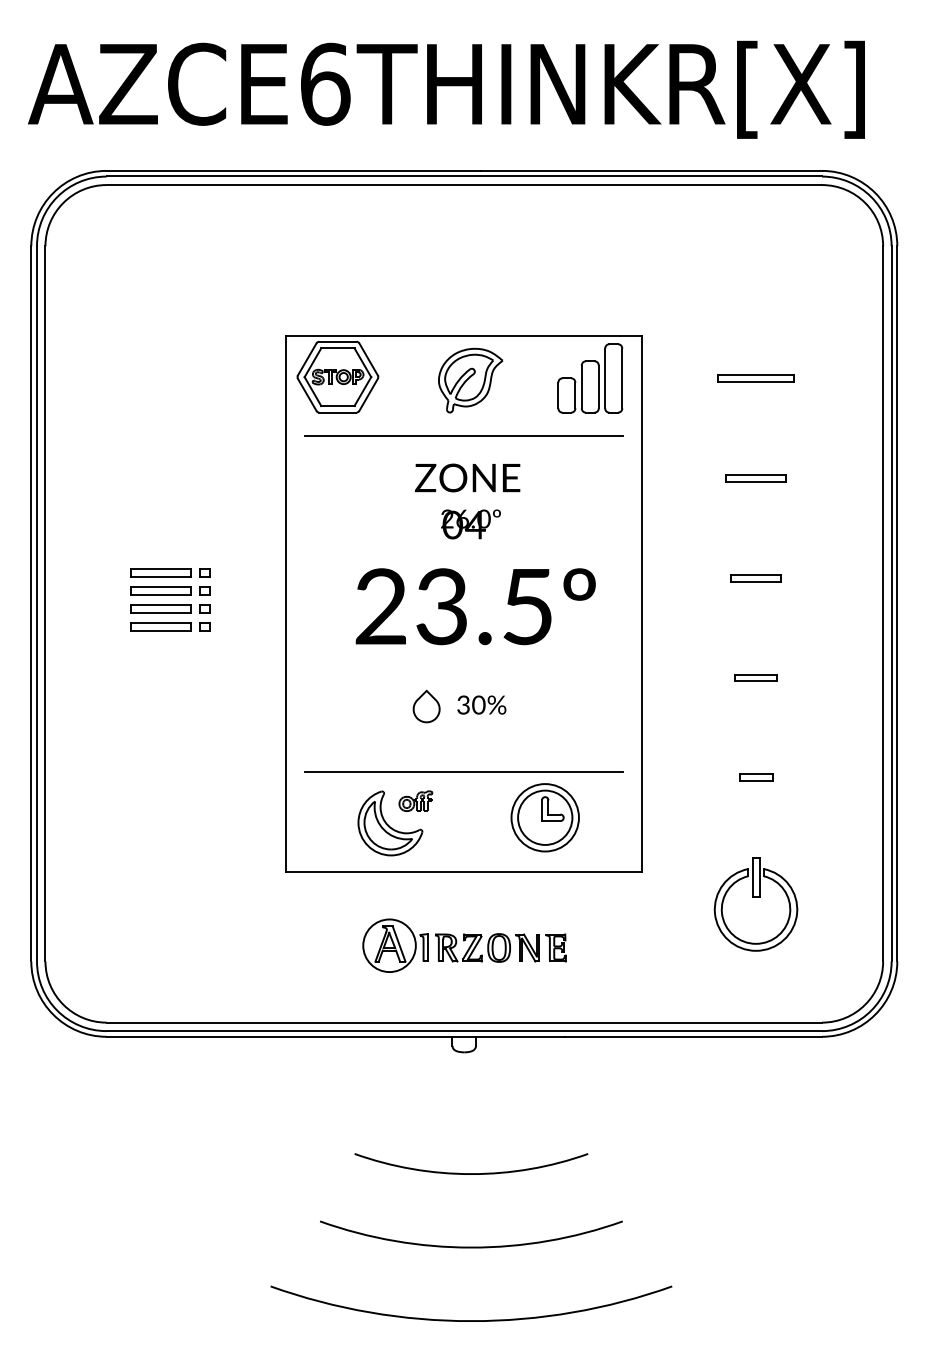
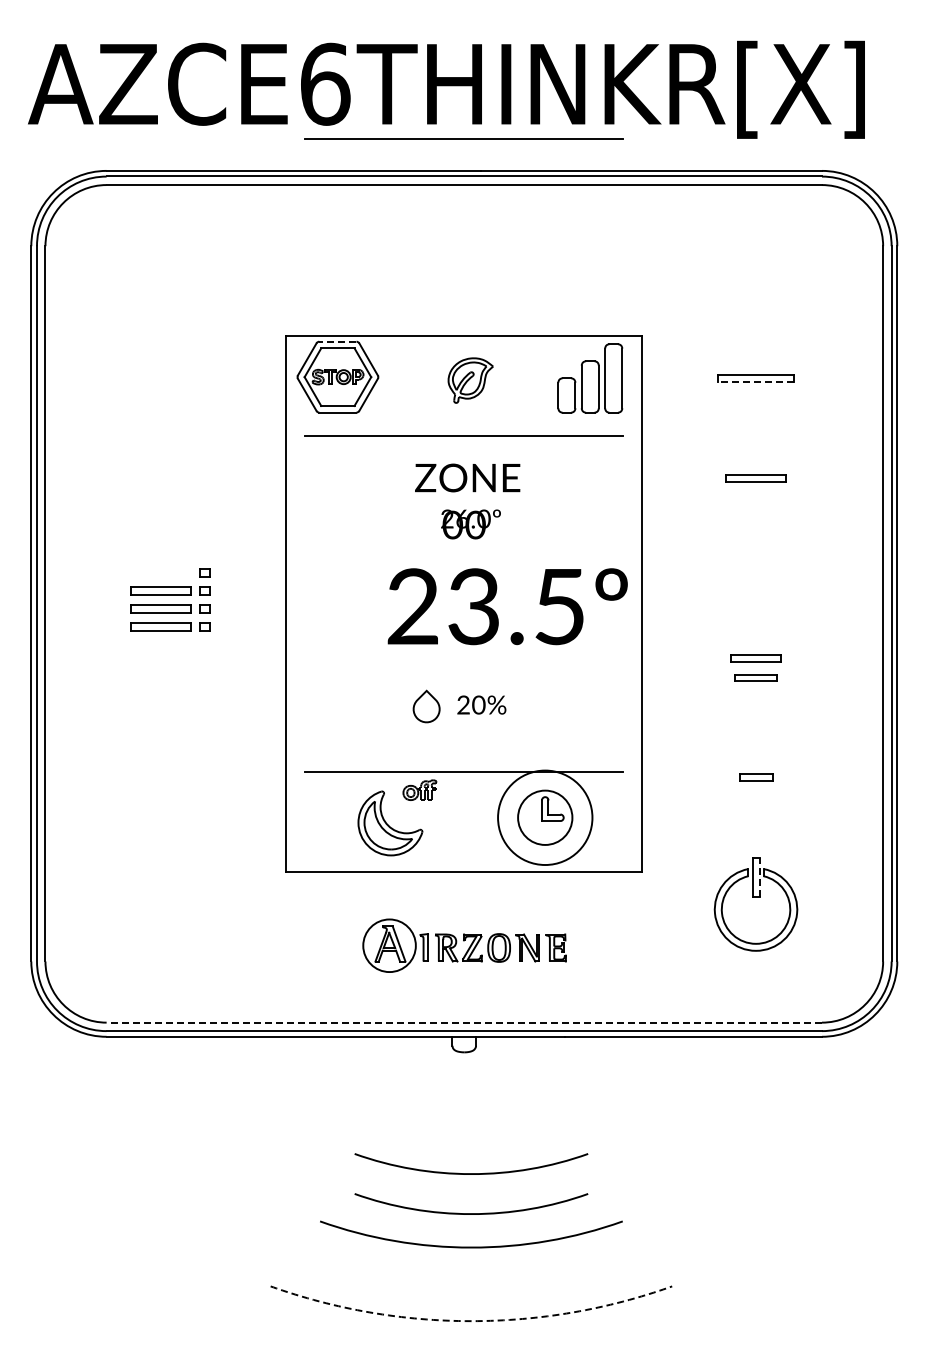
line: none -> present (463, 138)
line: solid -> dashed (337, 341)
part size: 66x67 px -> 47x47 px (470, 380)
line: solid -> dashed (756, 381)
text: 04 -> 00 (474, 524)
part: present -> none (160, 572)
part position: (755, 578) -> (755, 658) (755, 658)
text position: (475, 606) -> (507, 606) (507, 606)
text: 30% -> 20% (463, 707)
part position: (415, 800) -> (419, 789) (419, 789)
circle diameter: 67 px -> 94 px (545, 817)
line: solid -> dashed (759, 876)
line: solid -> dashed (464, 1022)
arc: none -> present (471, 1213)
arc: solid -> dashed (471, 1321)
